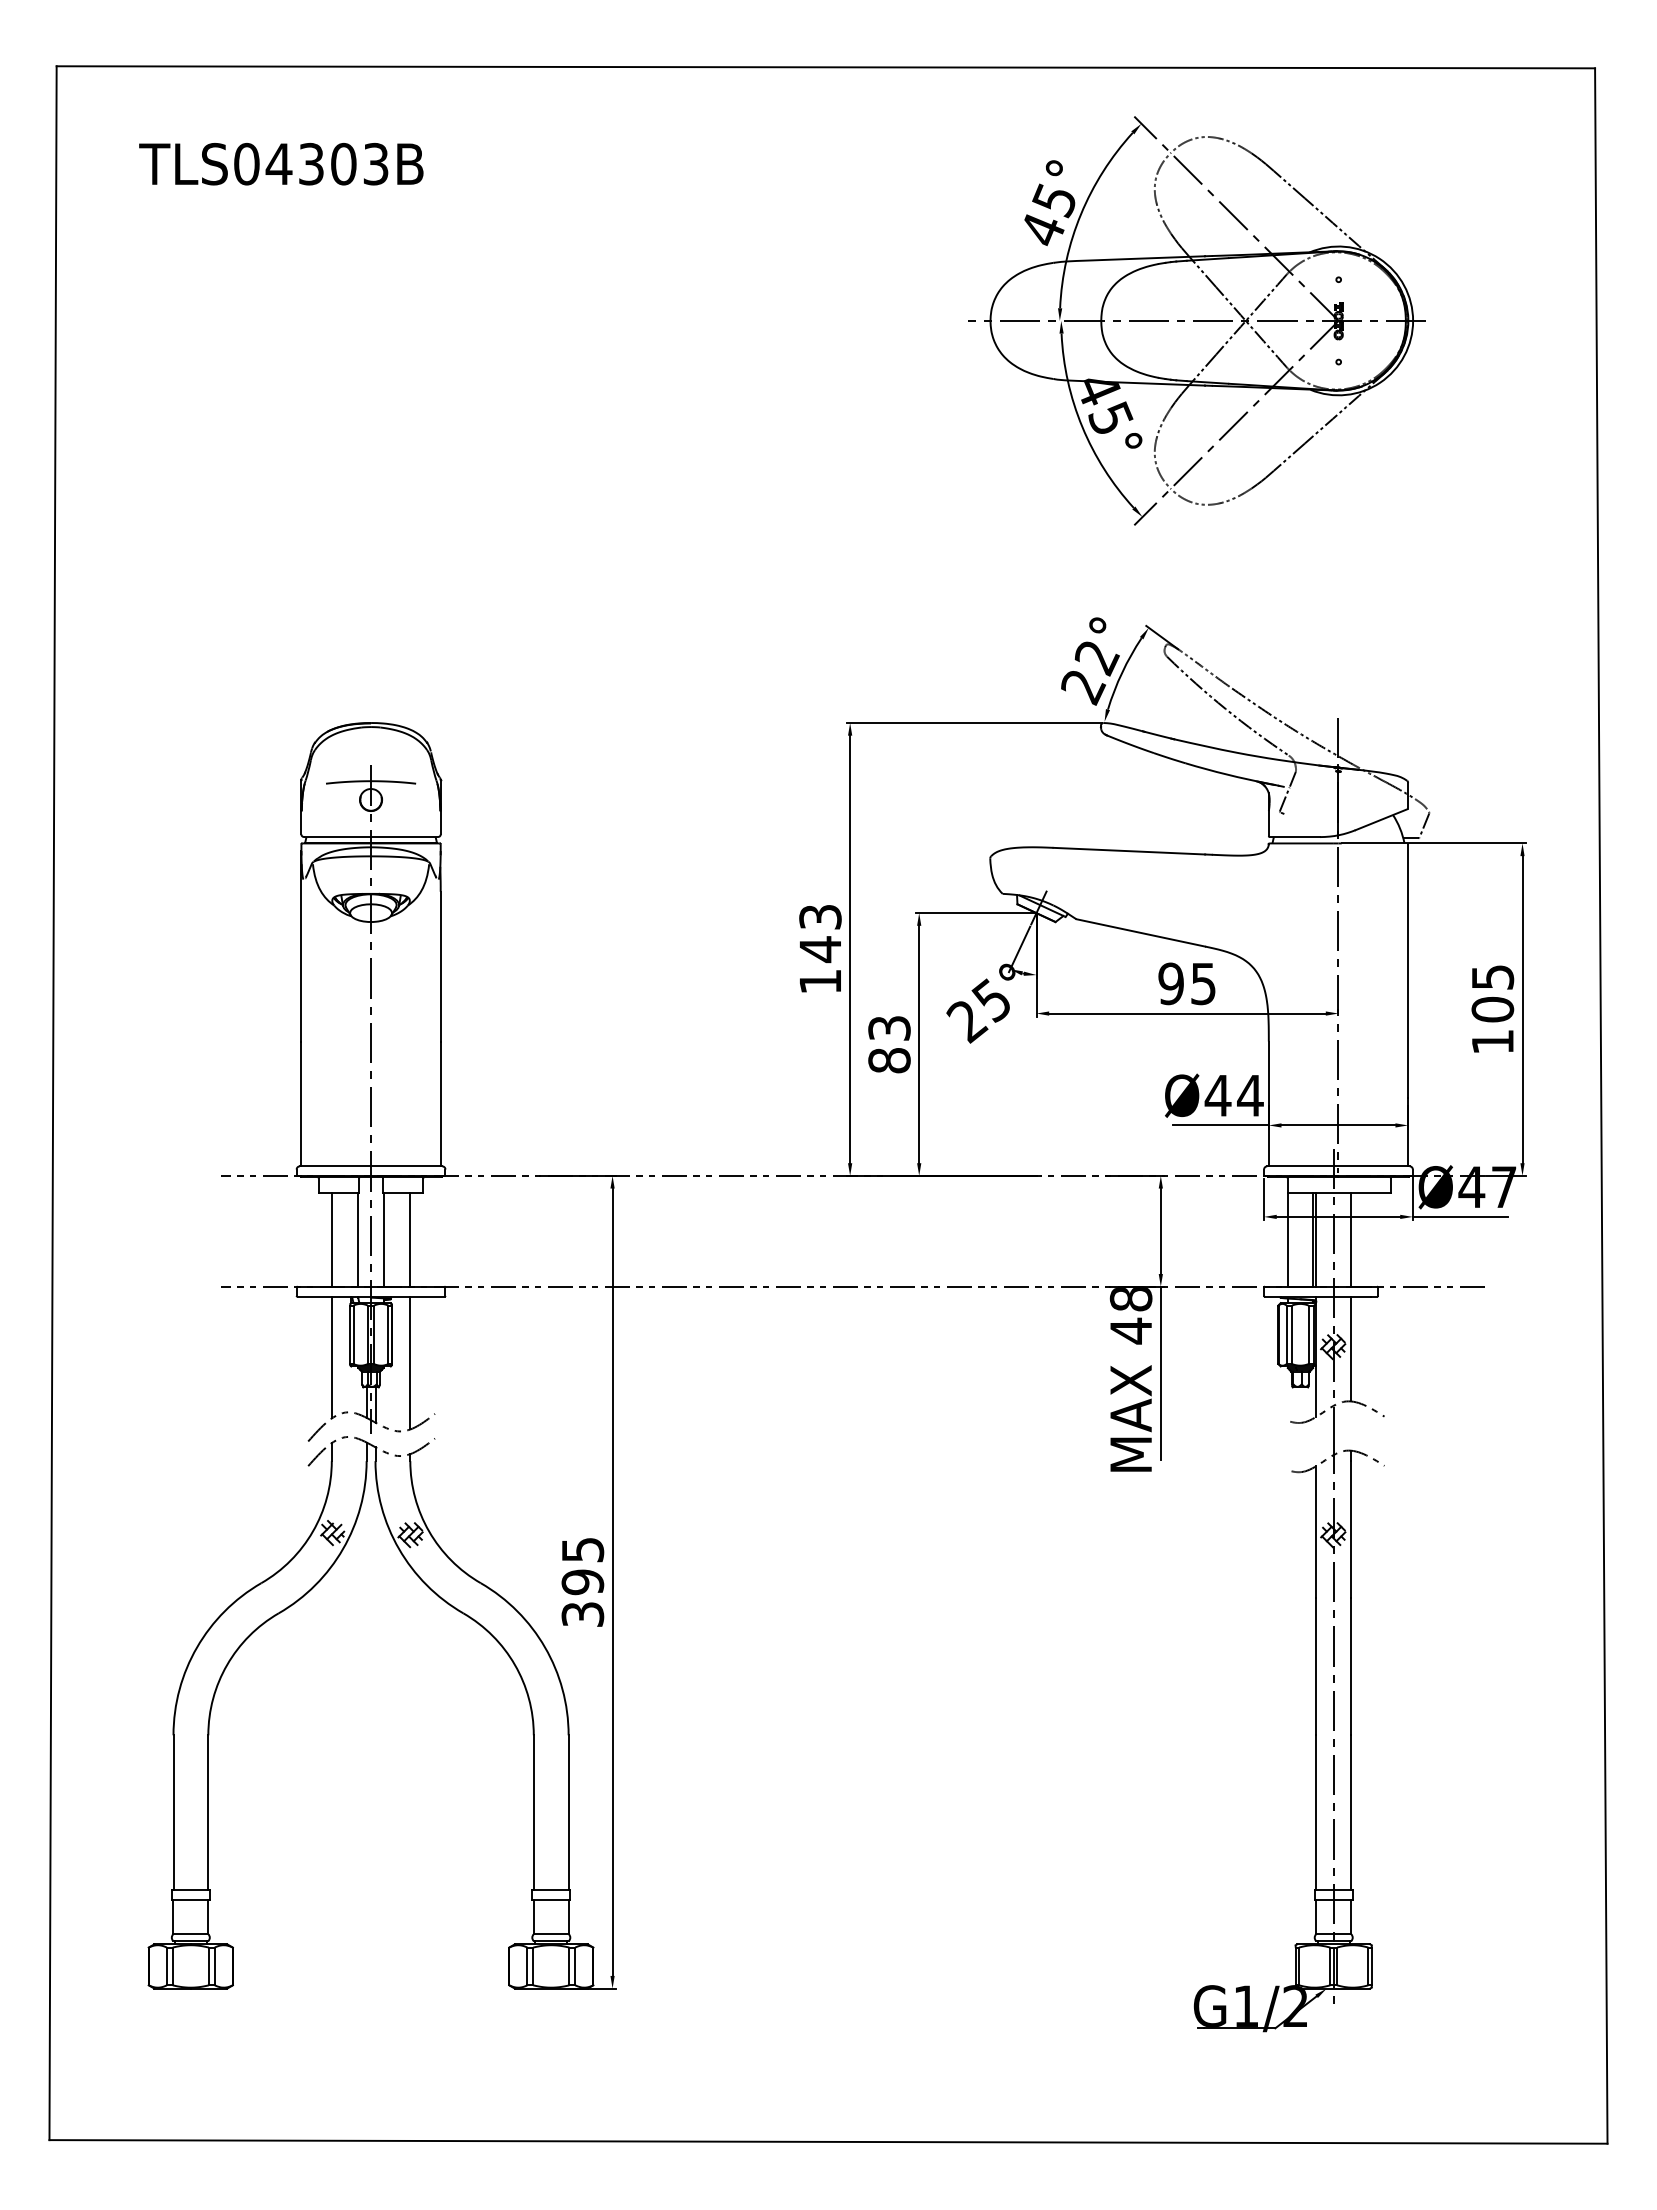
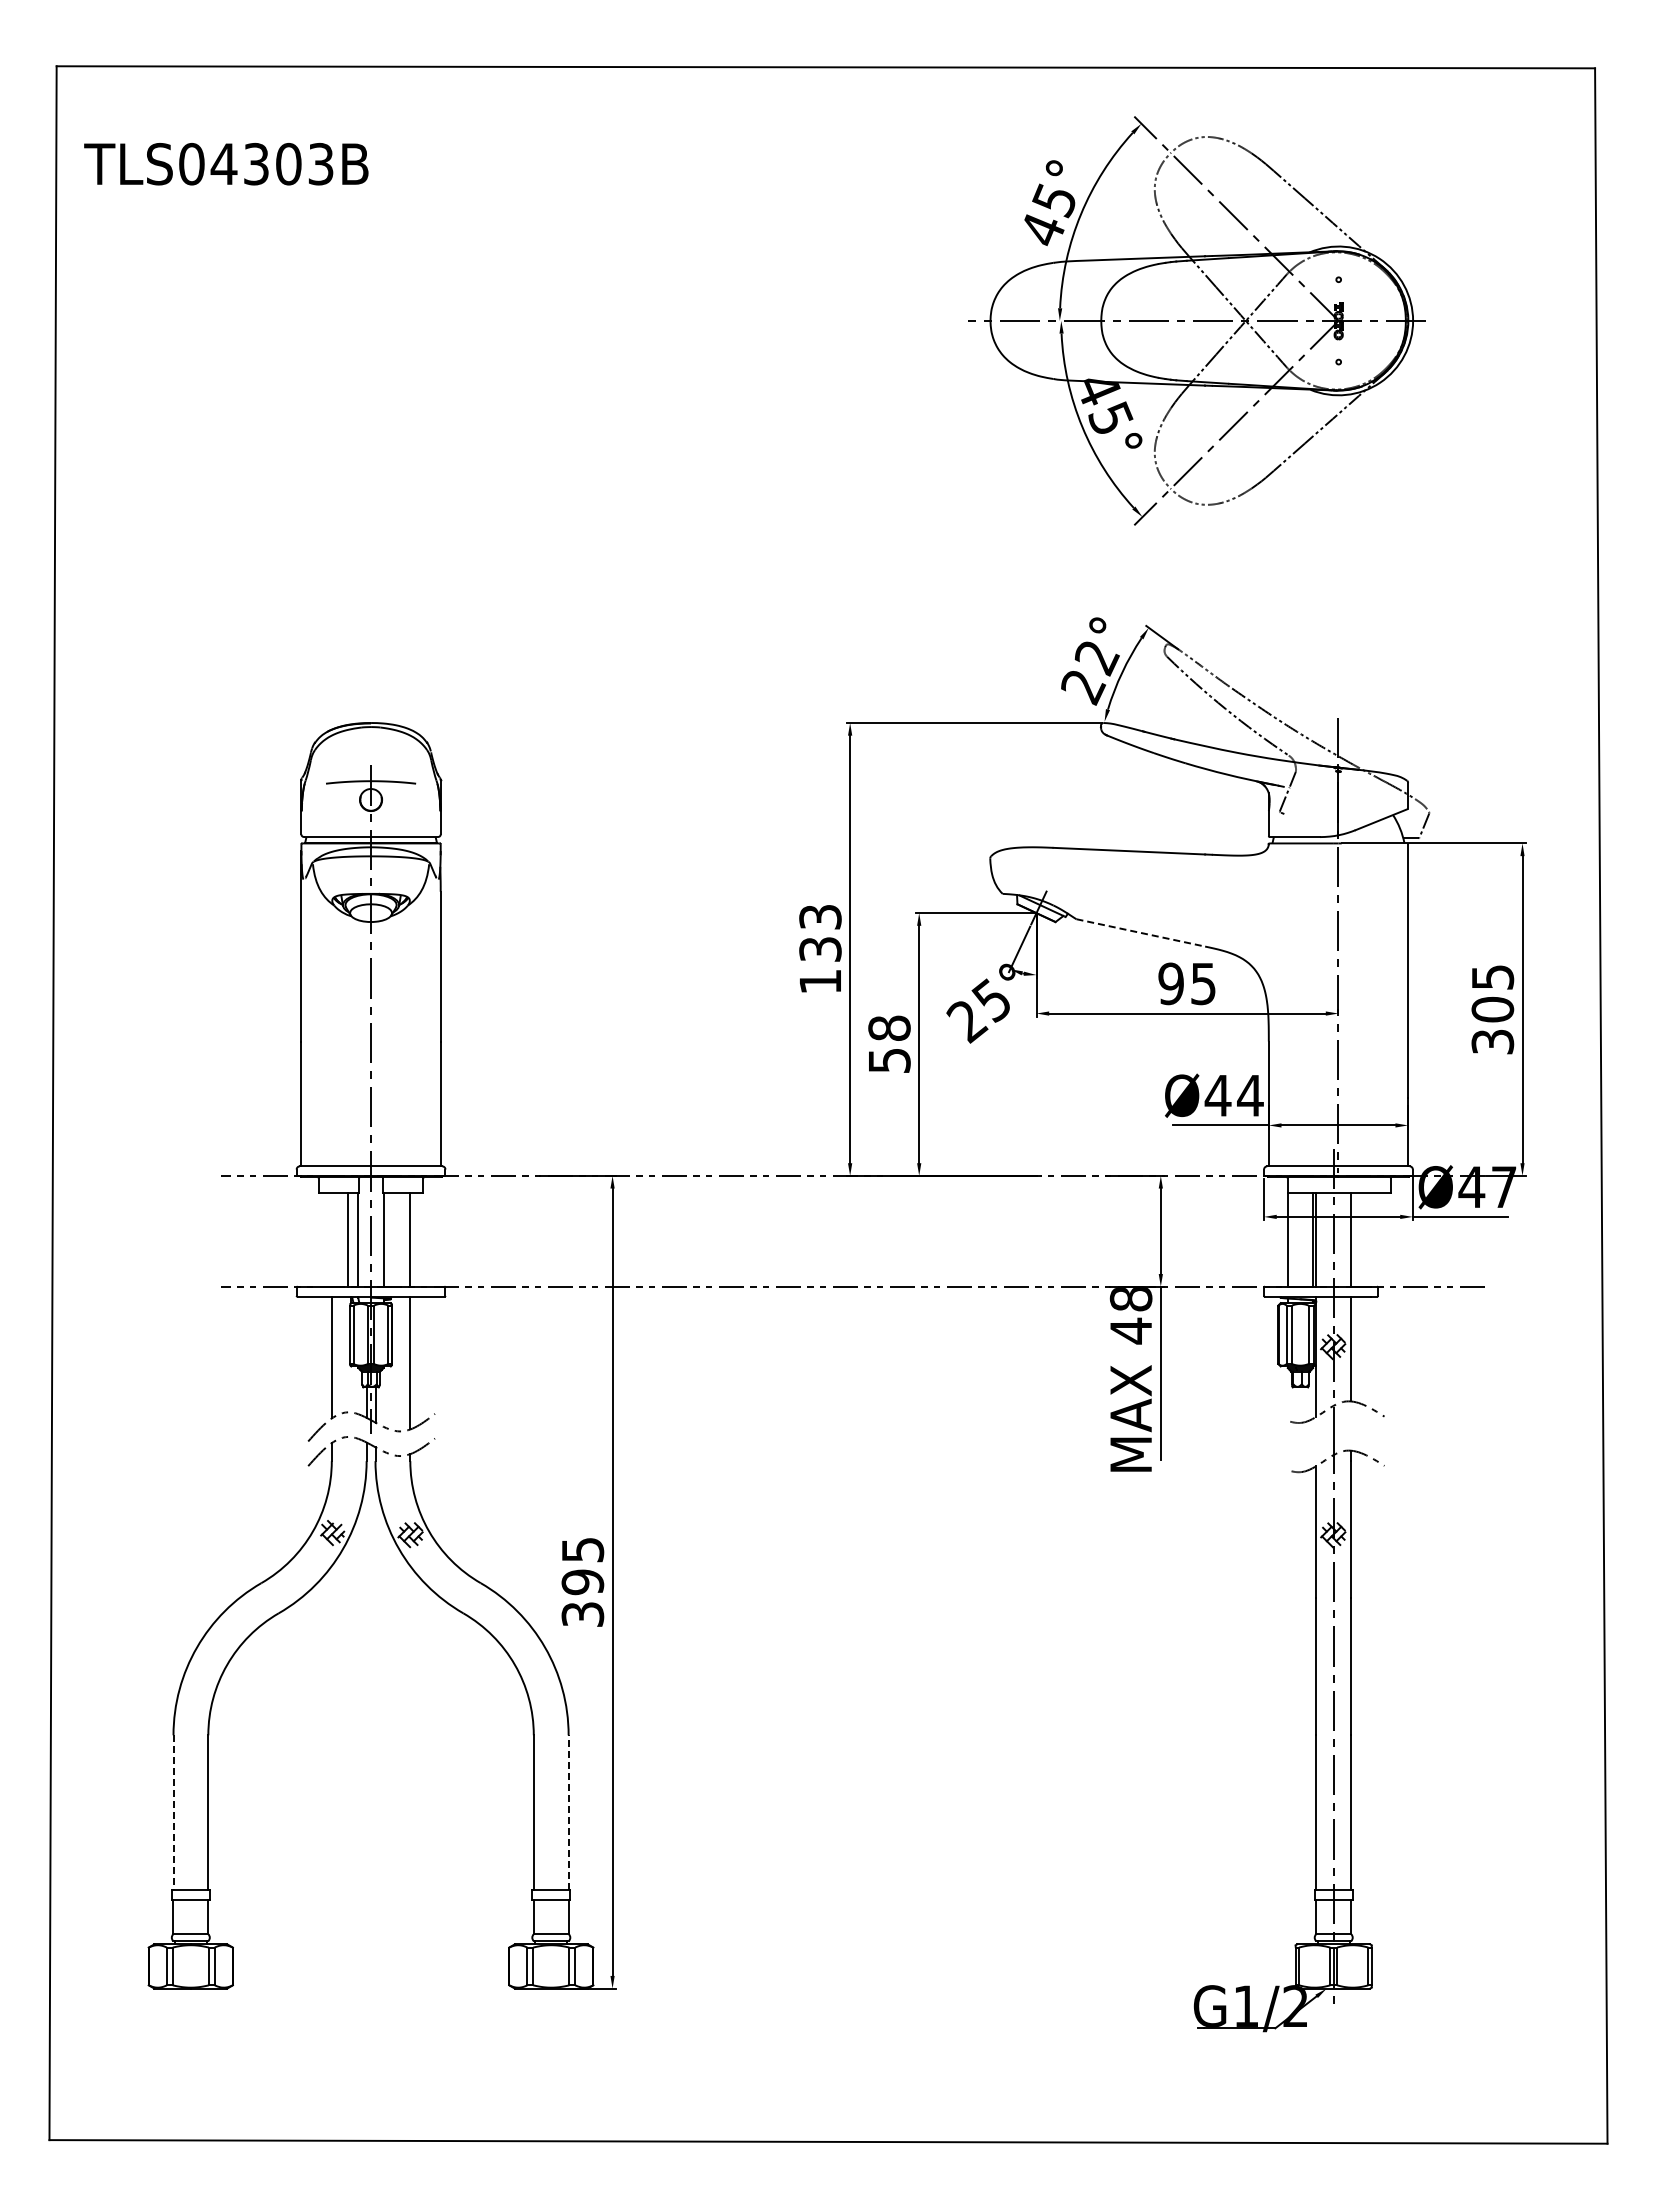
text position: (281, 164) -> (226, 164) (226, 164)
line: solid -> dashed (1140, 932)
text: 143 -> 133 (820, 949)
text: 105 -> 305 (1492, 1041)
text: 83 -> 58 (889, 1044)
line position: (331, 1239) -> (347, 1239) (347, 1239)
line: solid -> dashed (173, 1812)
line: solid -> dashed (568, 1812)
